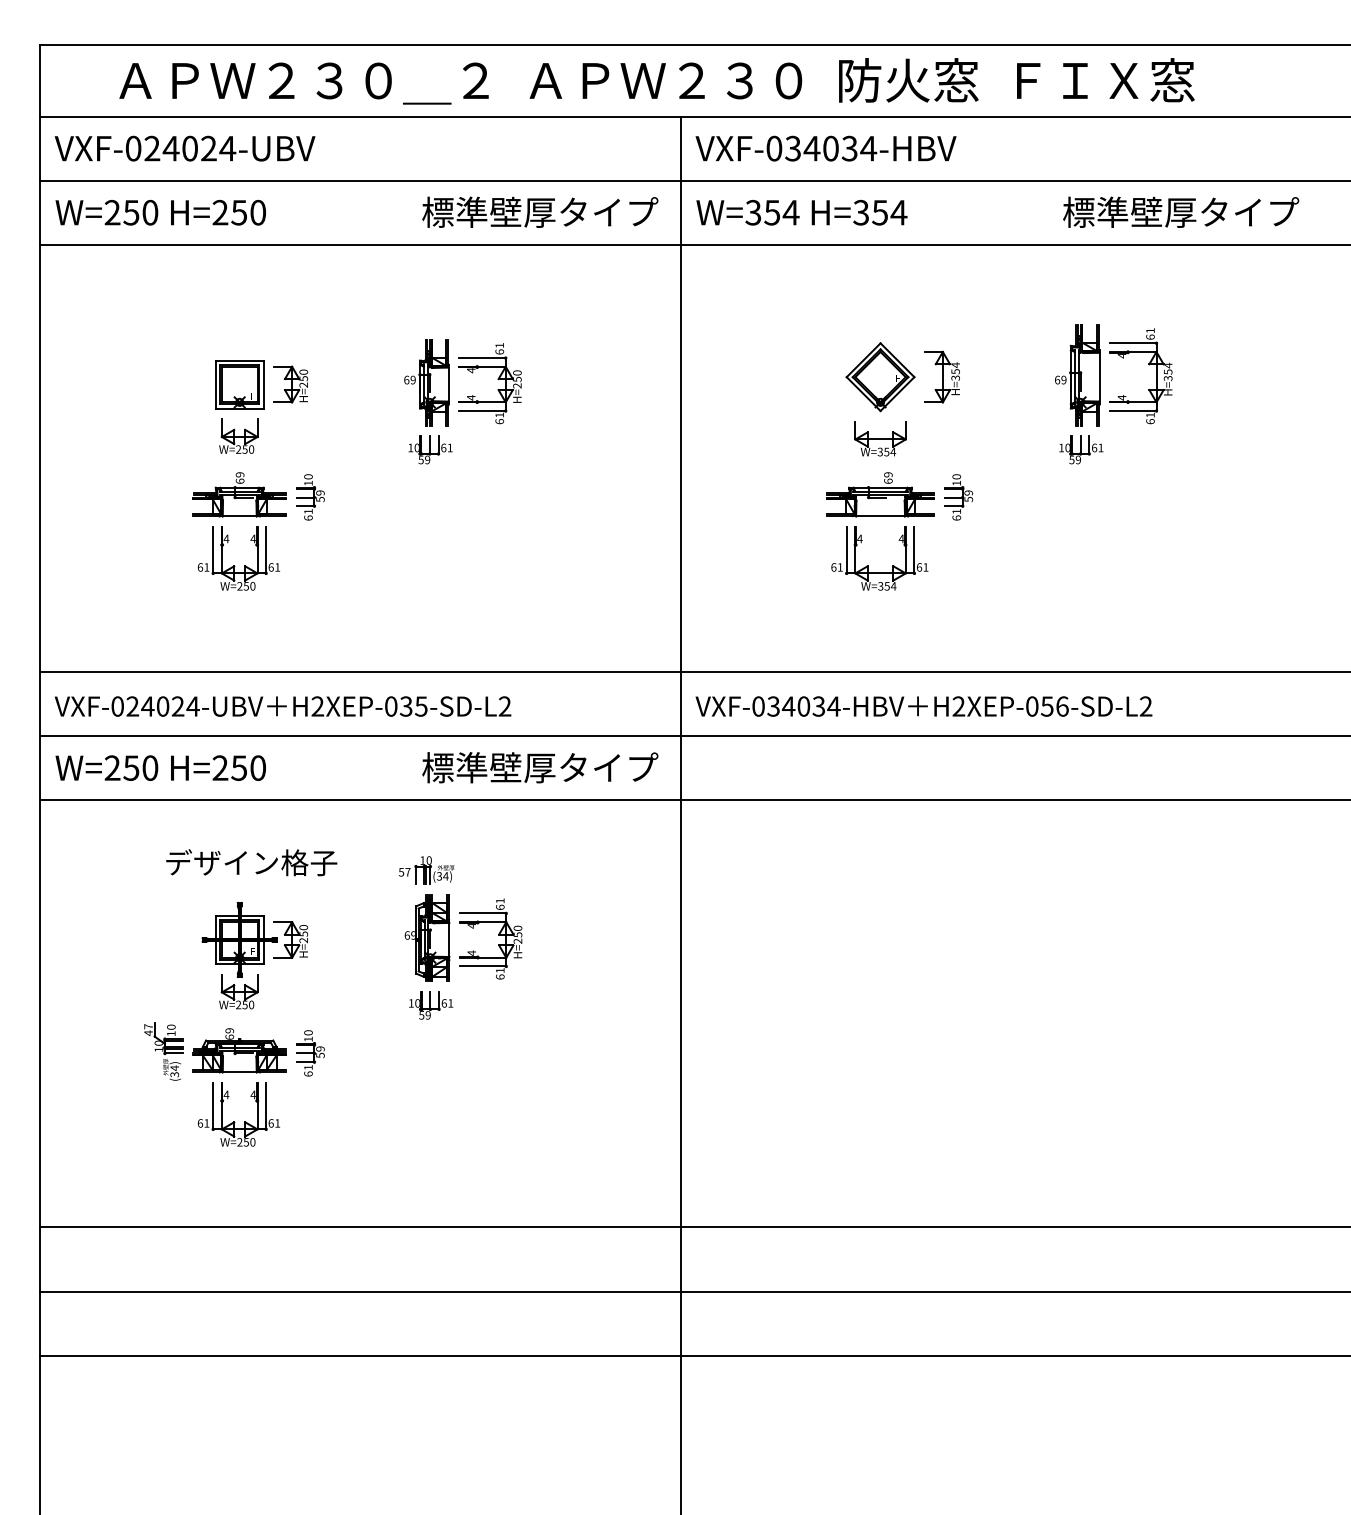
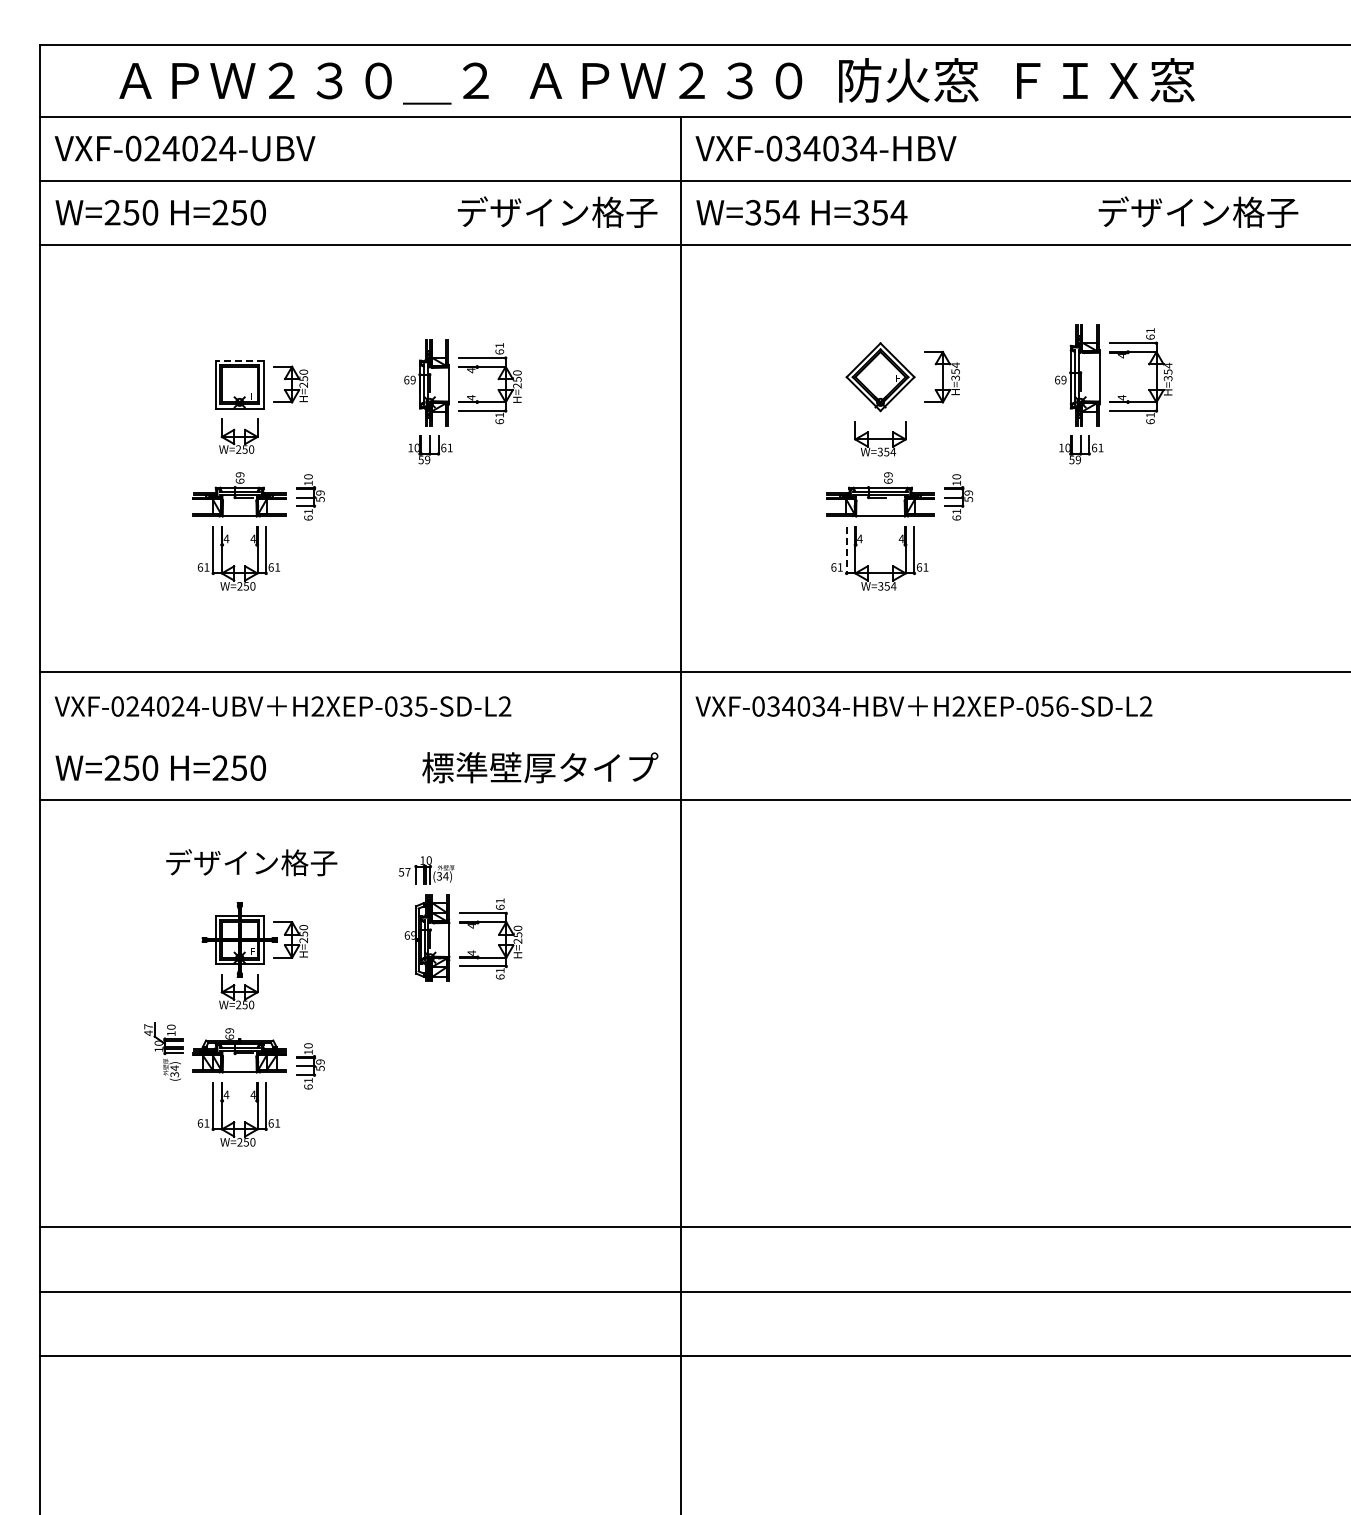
text: 標準壁厚タイプ -> デザイン格子 (540, 211)
text: 標準壁厚タイプ -> デザイン格子 (1181, 211)
line: solid -> dashed (239, 360)
line: solid -> dashed (846, 550)
line: present -> none (693, 736)
part: present -> none (431, 1005)
part position: (310, 1053) -> (310, 1066) (310, 1066)
